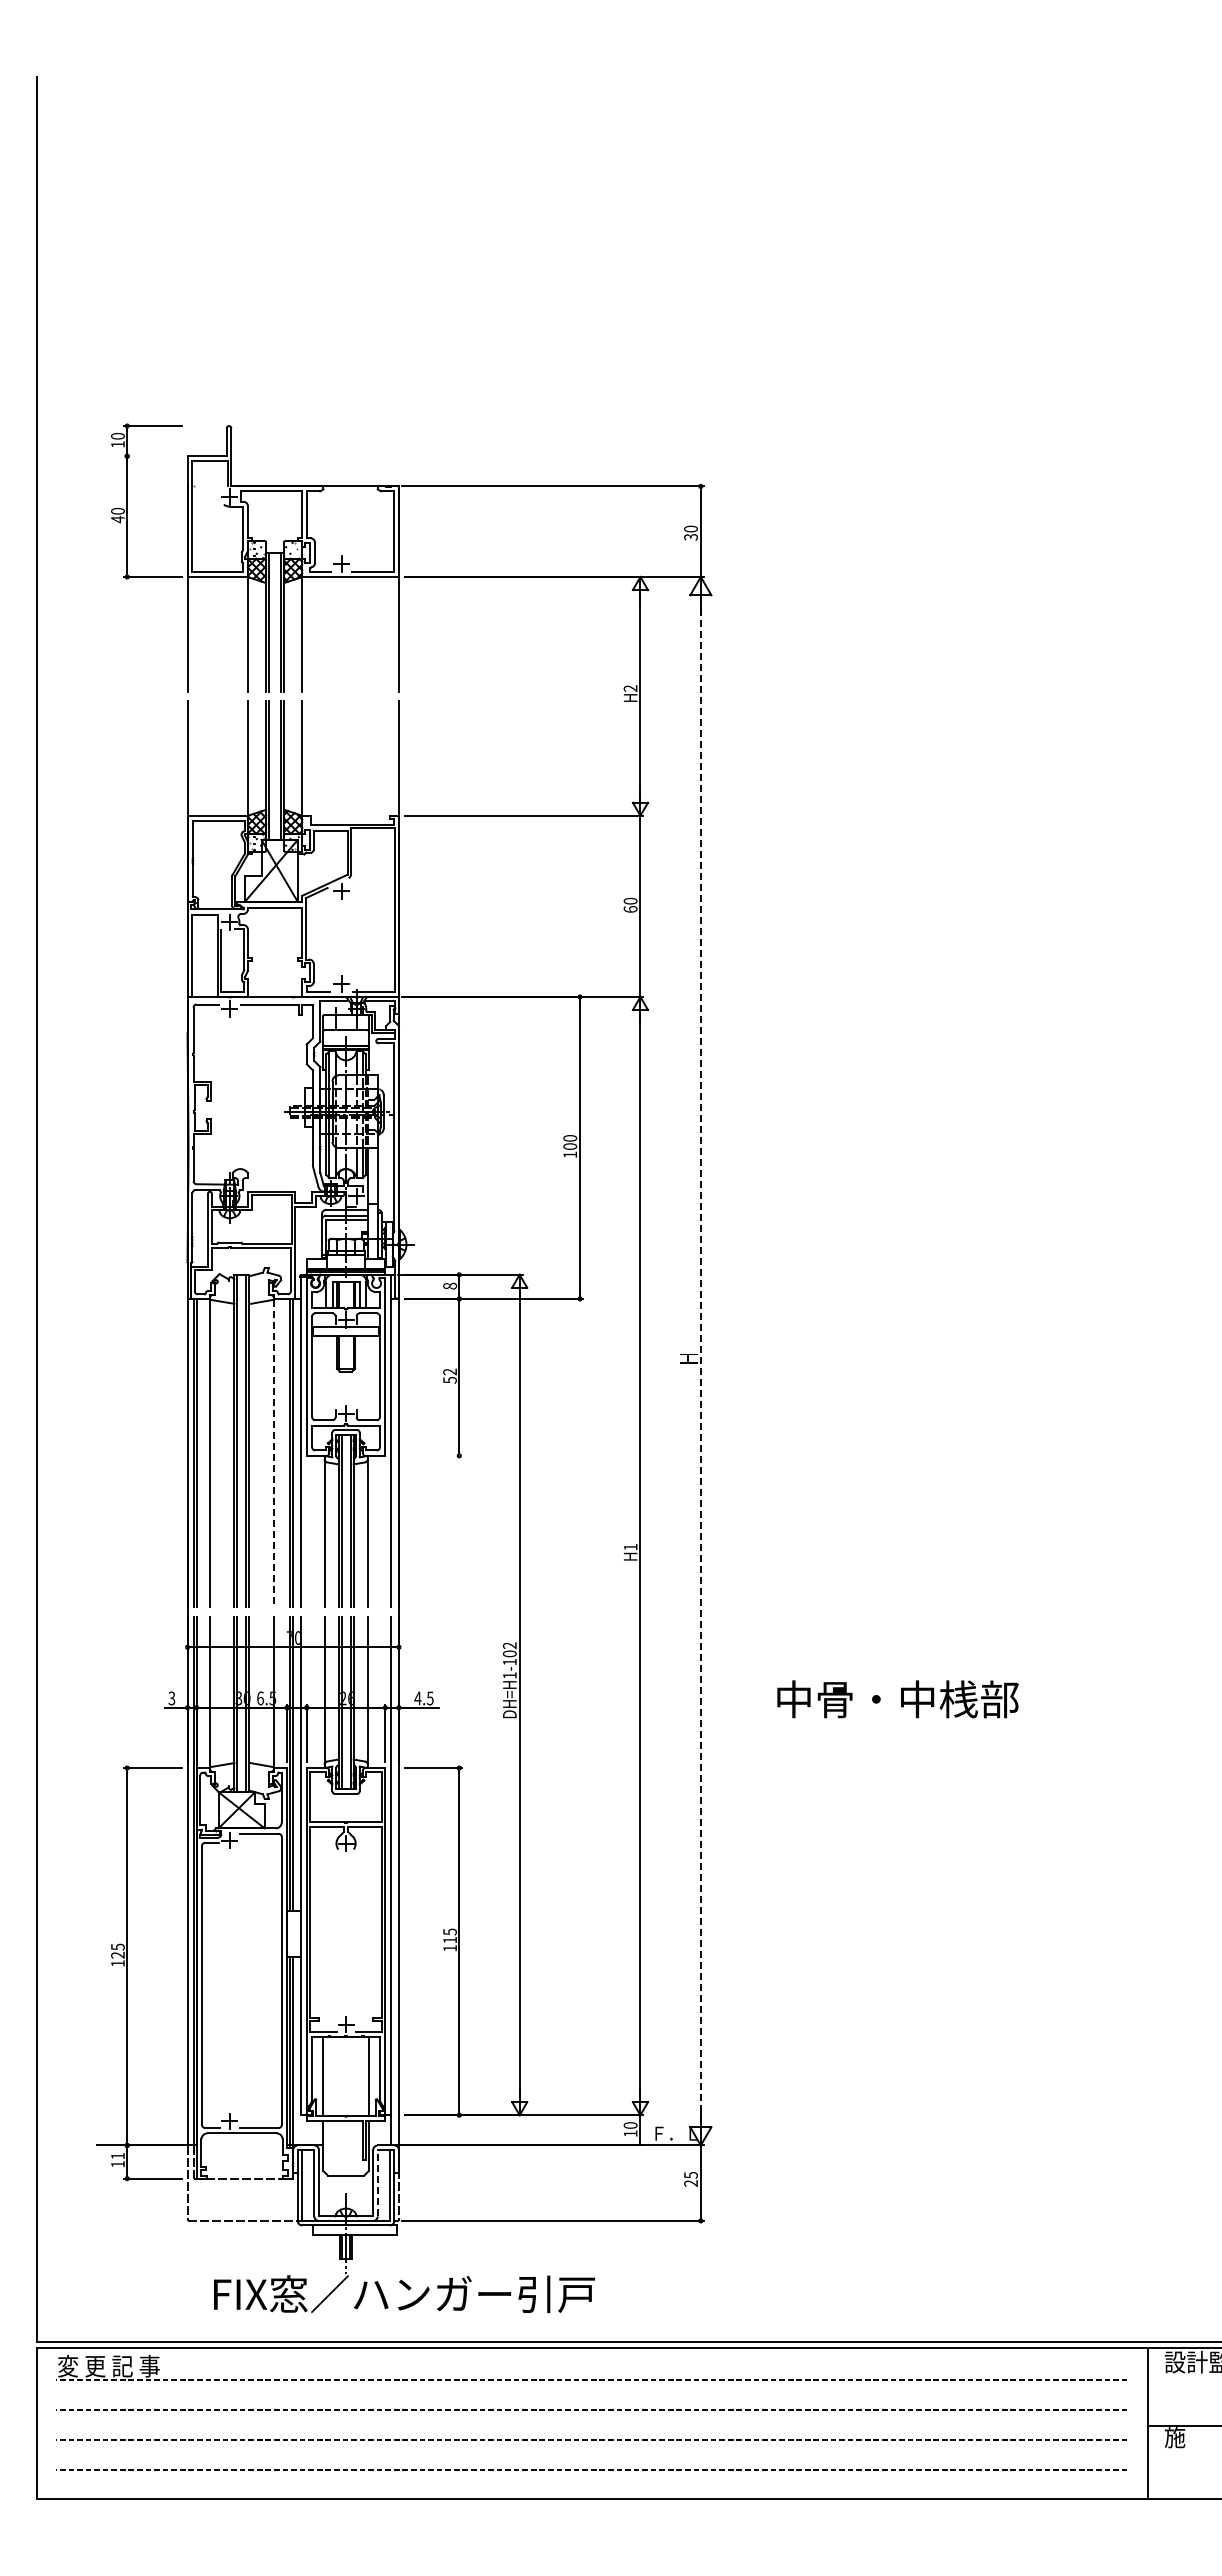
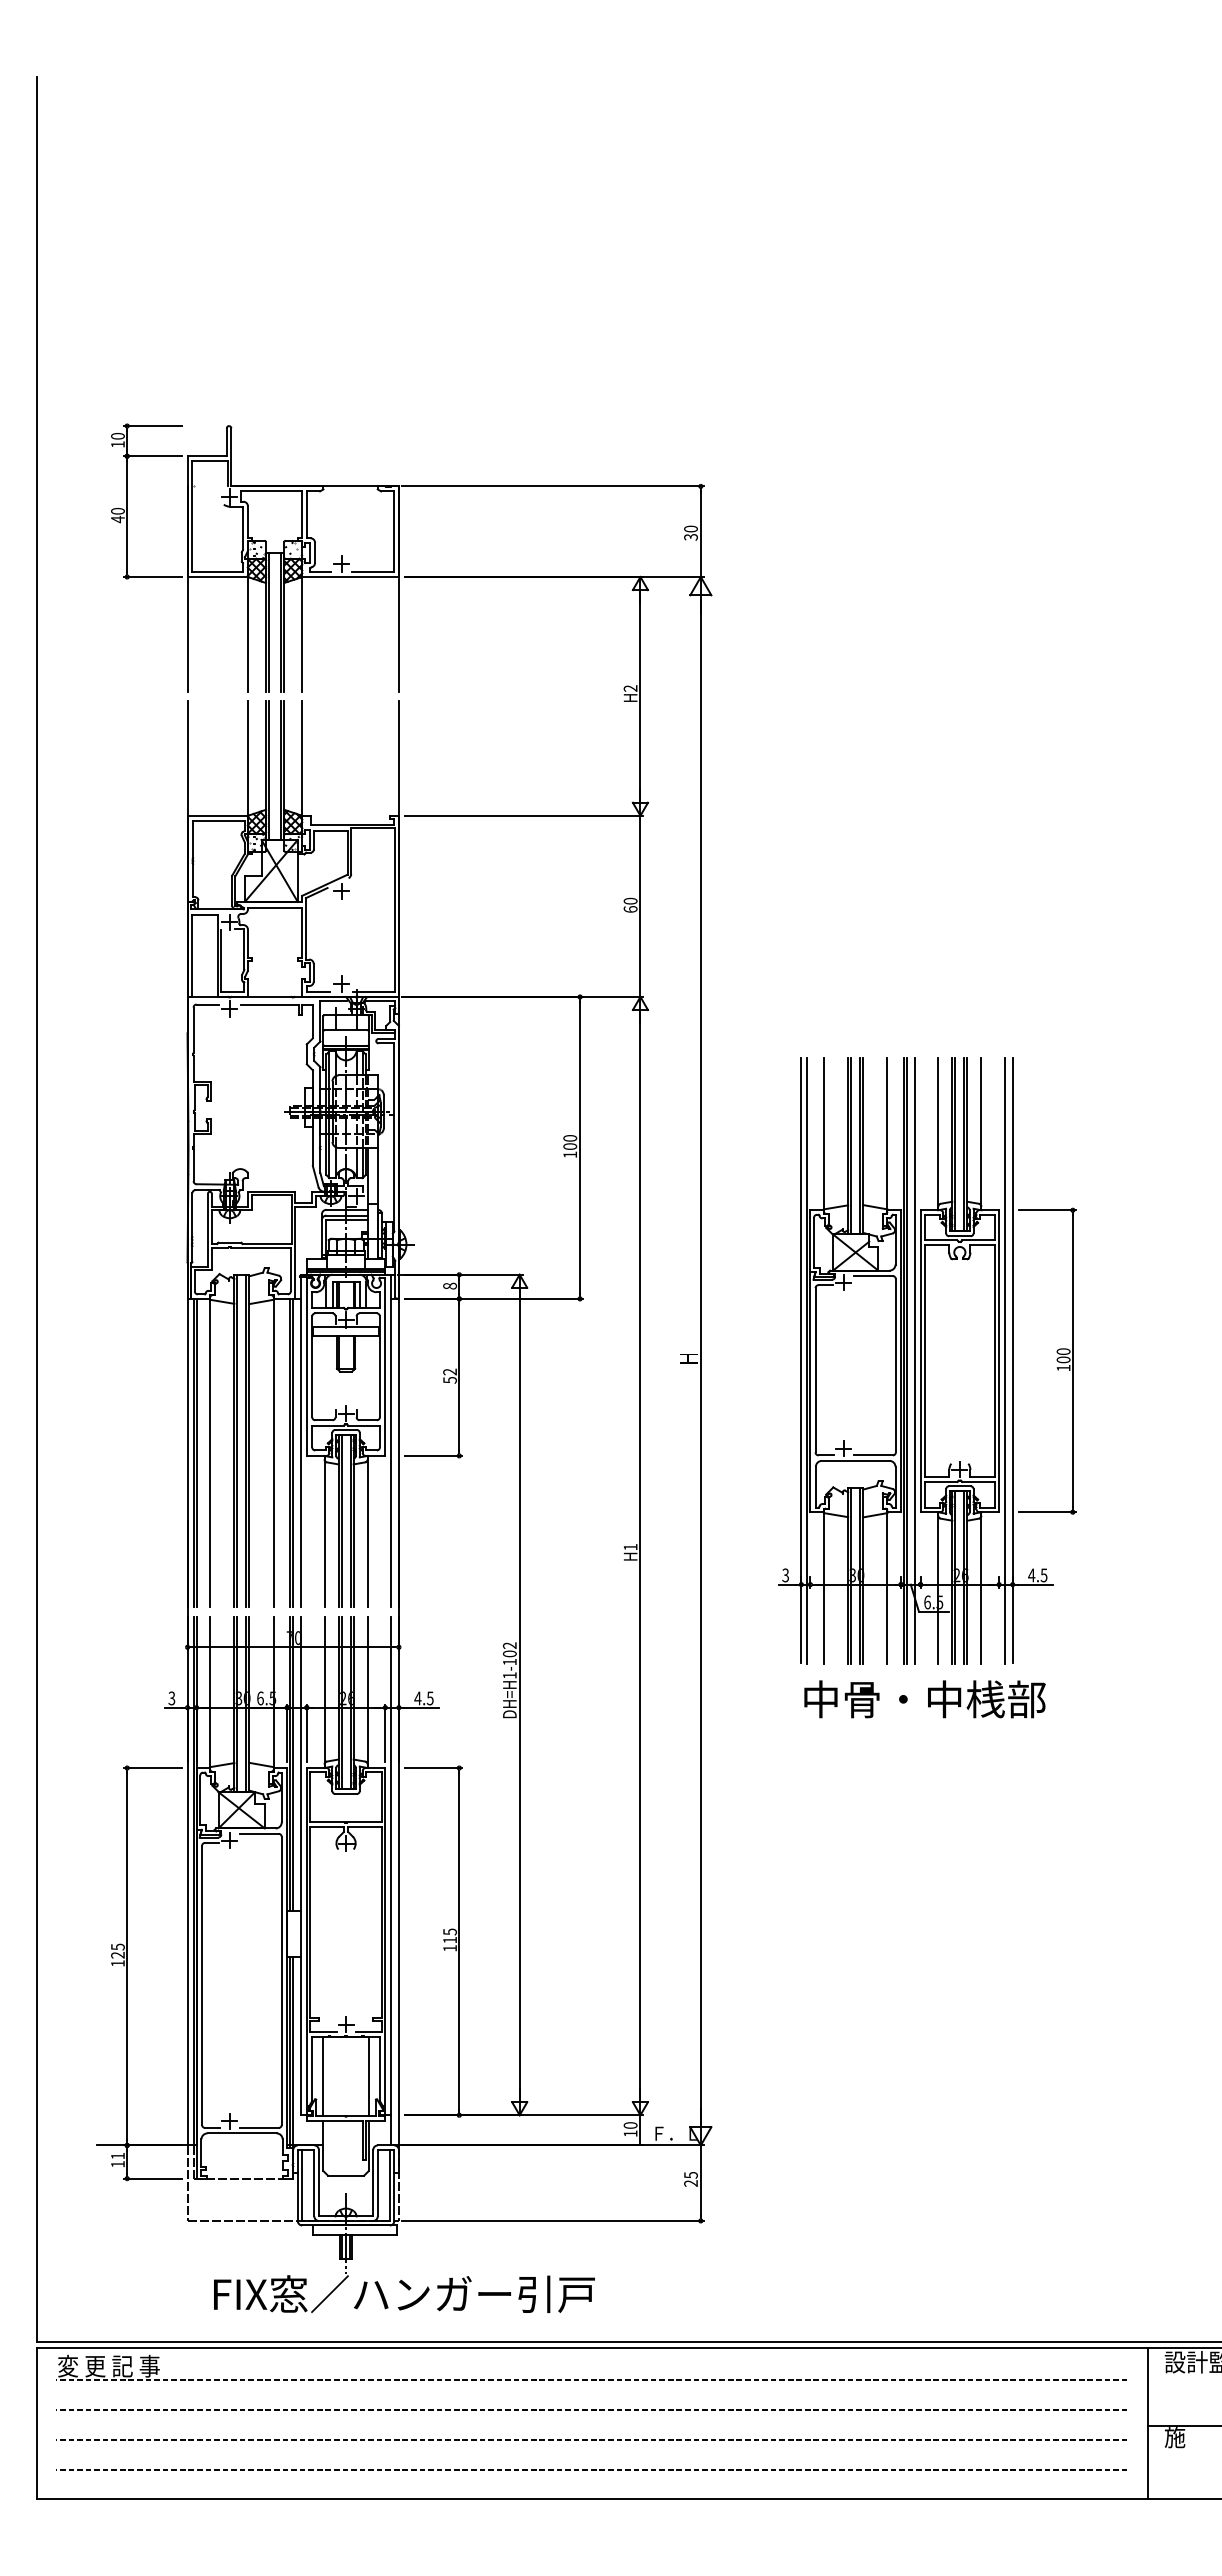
line: none -> present (152, 456)
part: none -> present (927, 1360)
line: dashed -> solid (700, 1361)
line: dashed -> solid (273, 1453)
line: none -> present (433, 1455)
text position: (897, 1699) -> (924, 1699) (924, 1699)
line: dashed -> solid (377, 2182)
